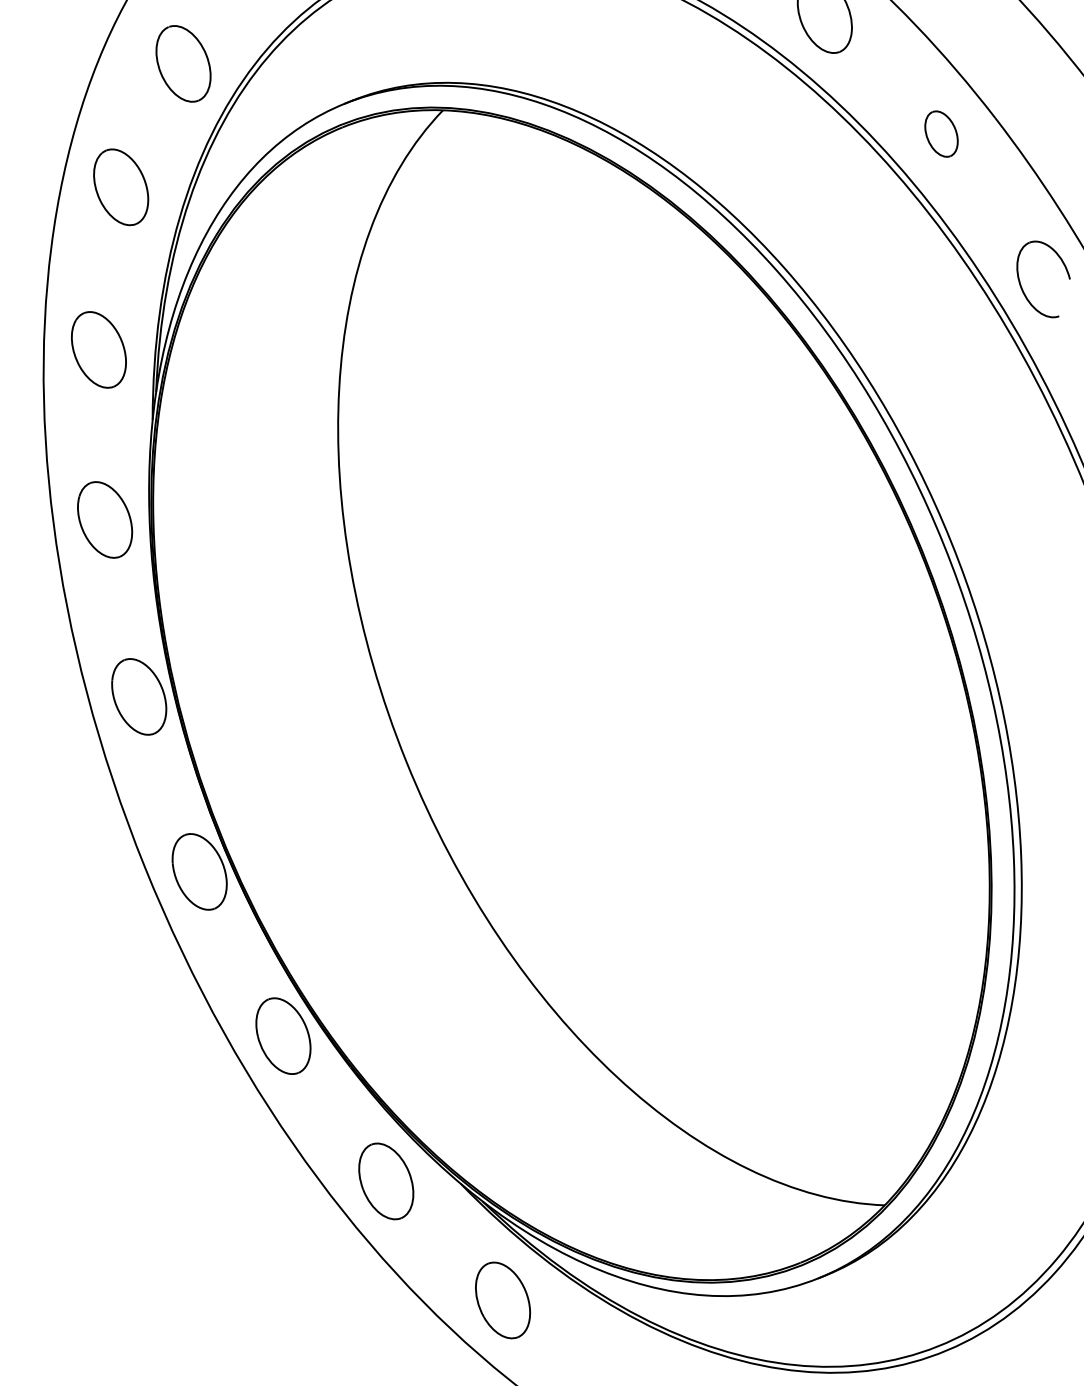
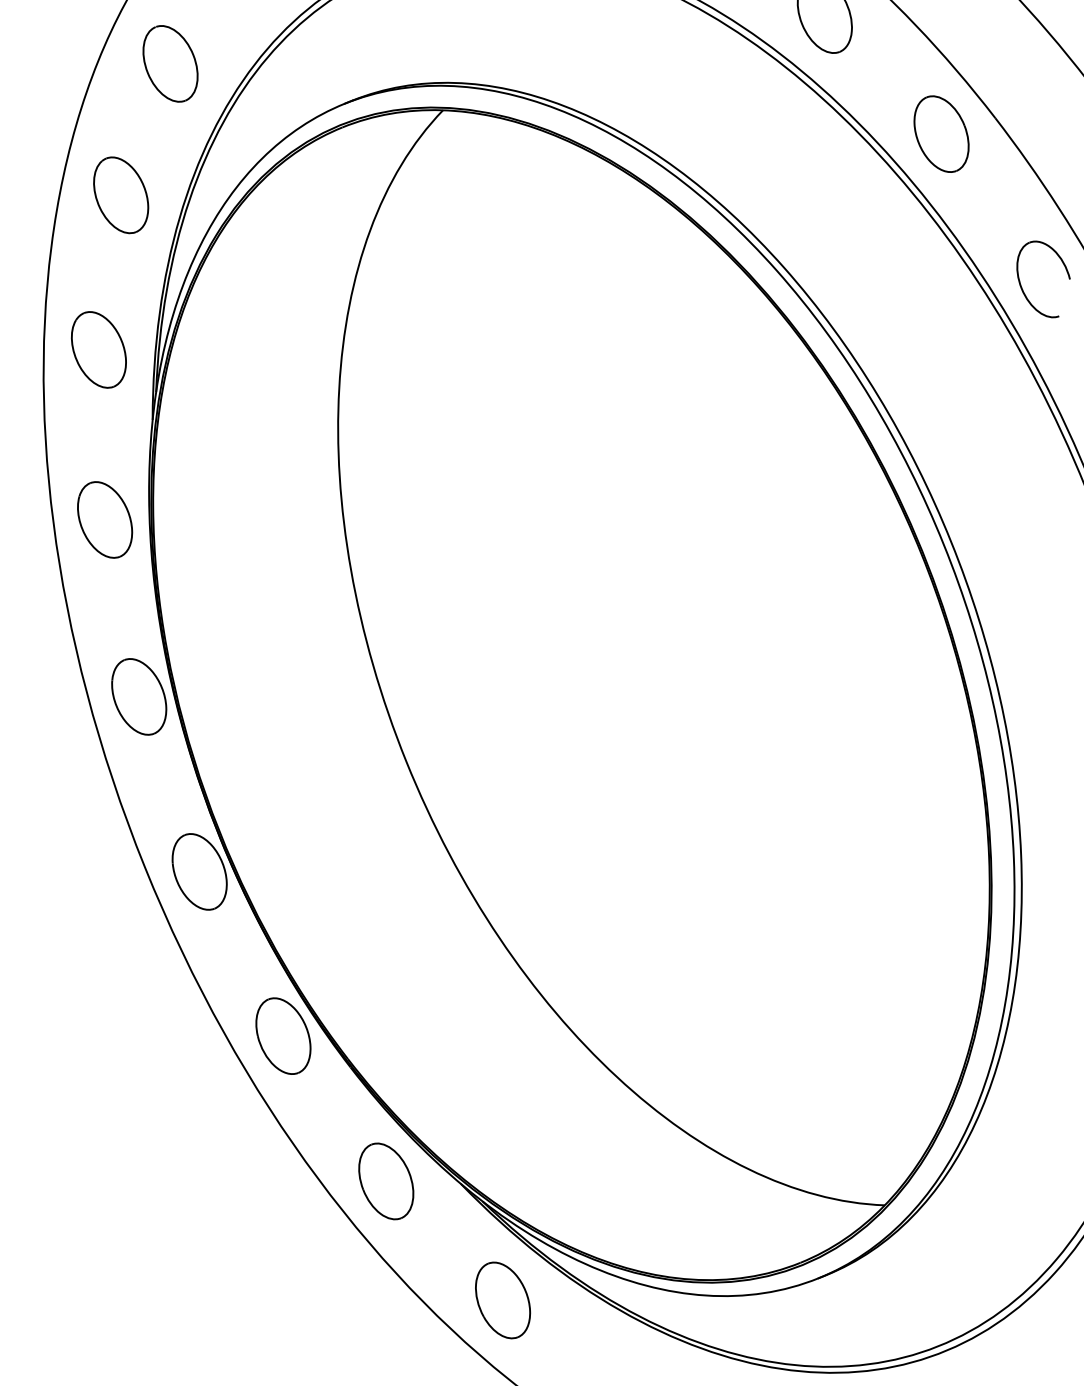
part position: (183, 63) -> (170, 63) (170, 63)
part size: 35x48 px -> 57x78 px (941, 133)
part position: (121, 187) -> (121, 195) (121, 195)
